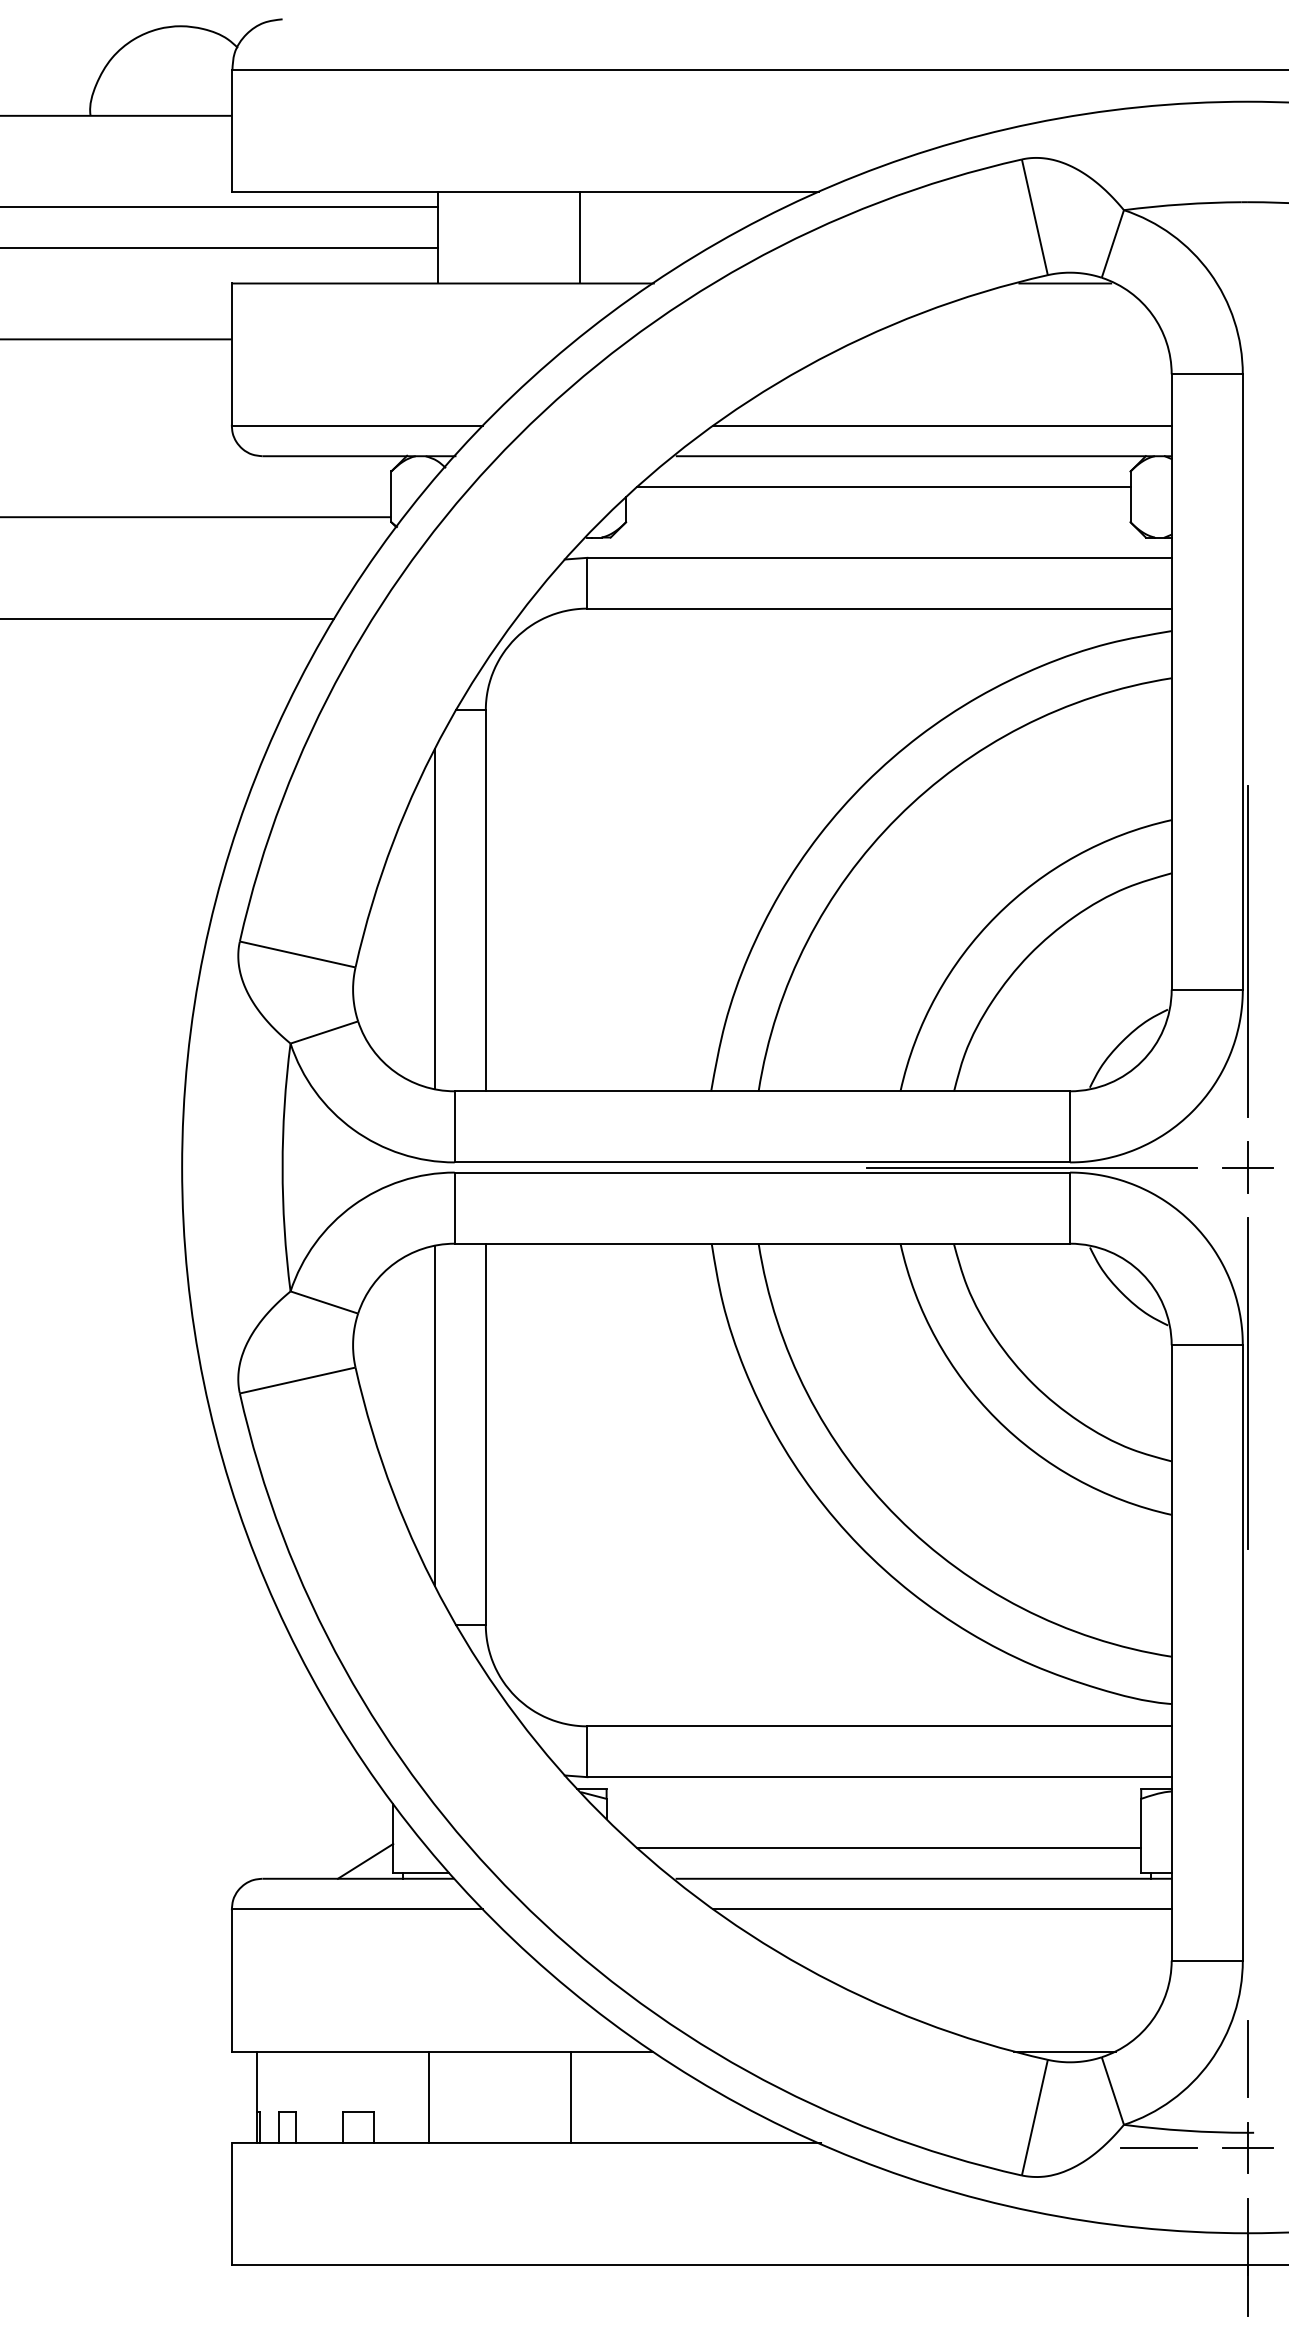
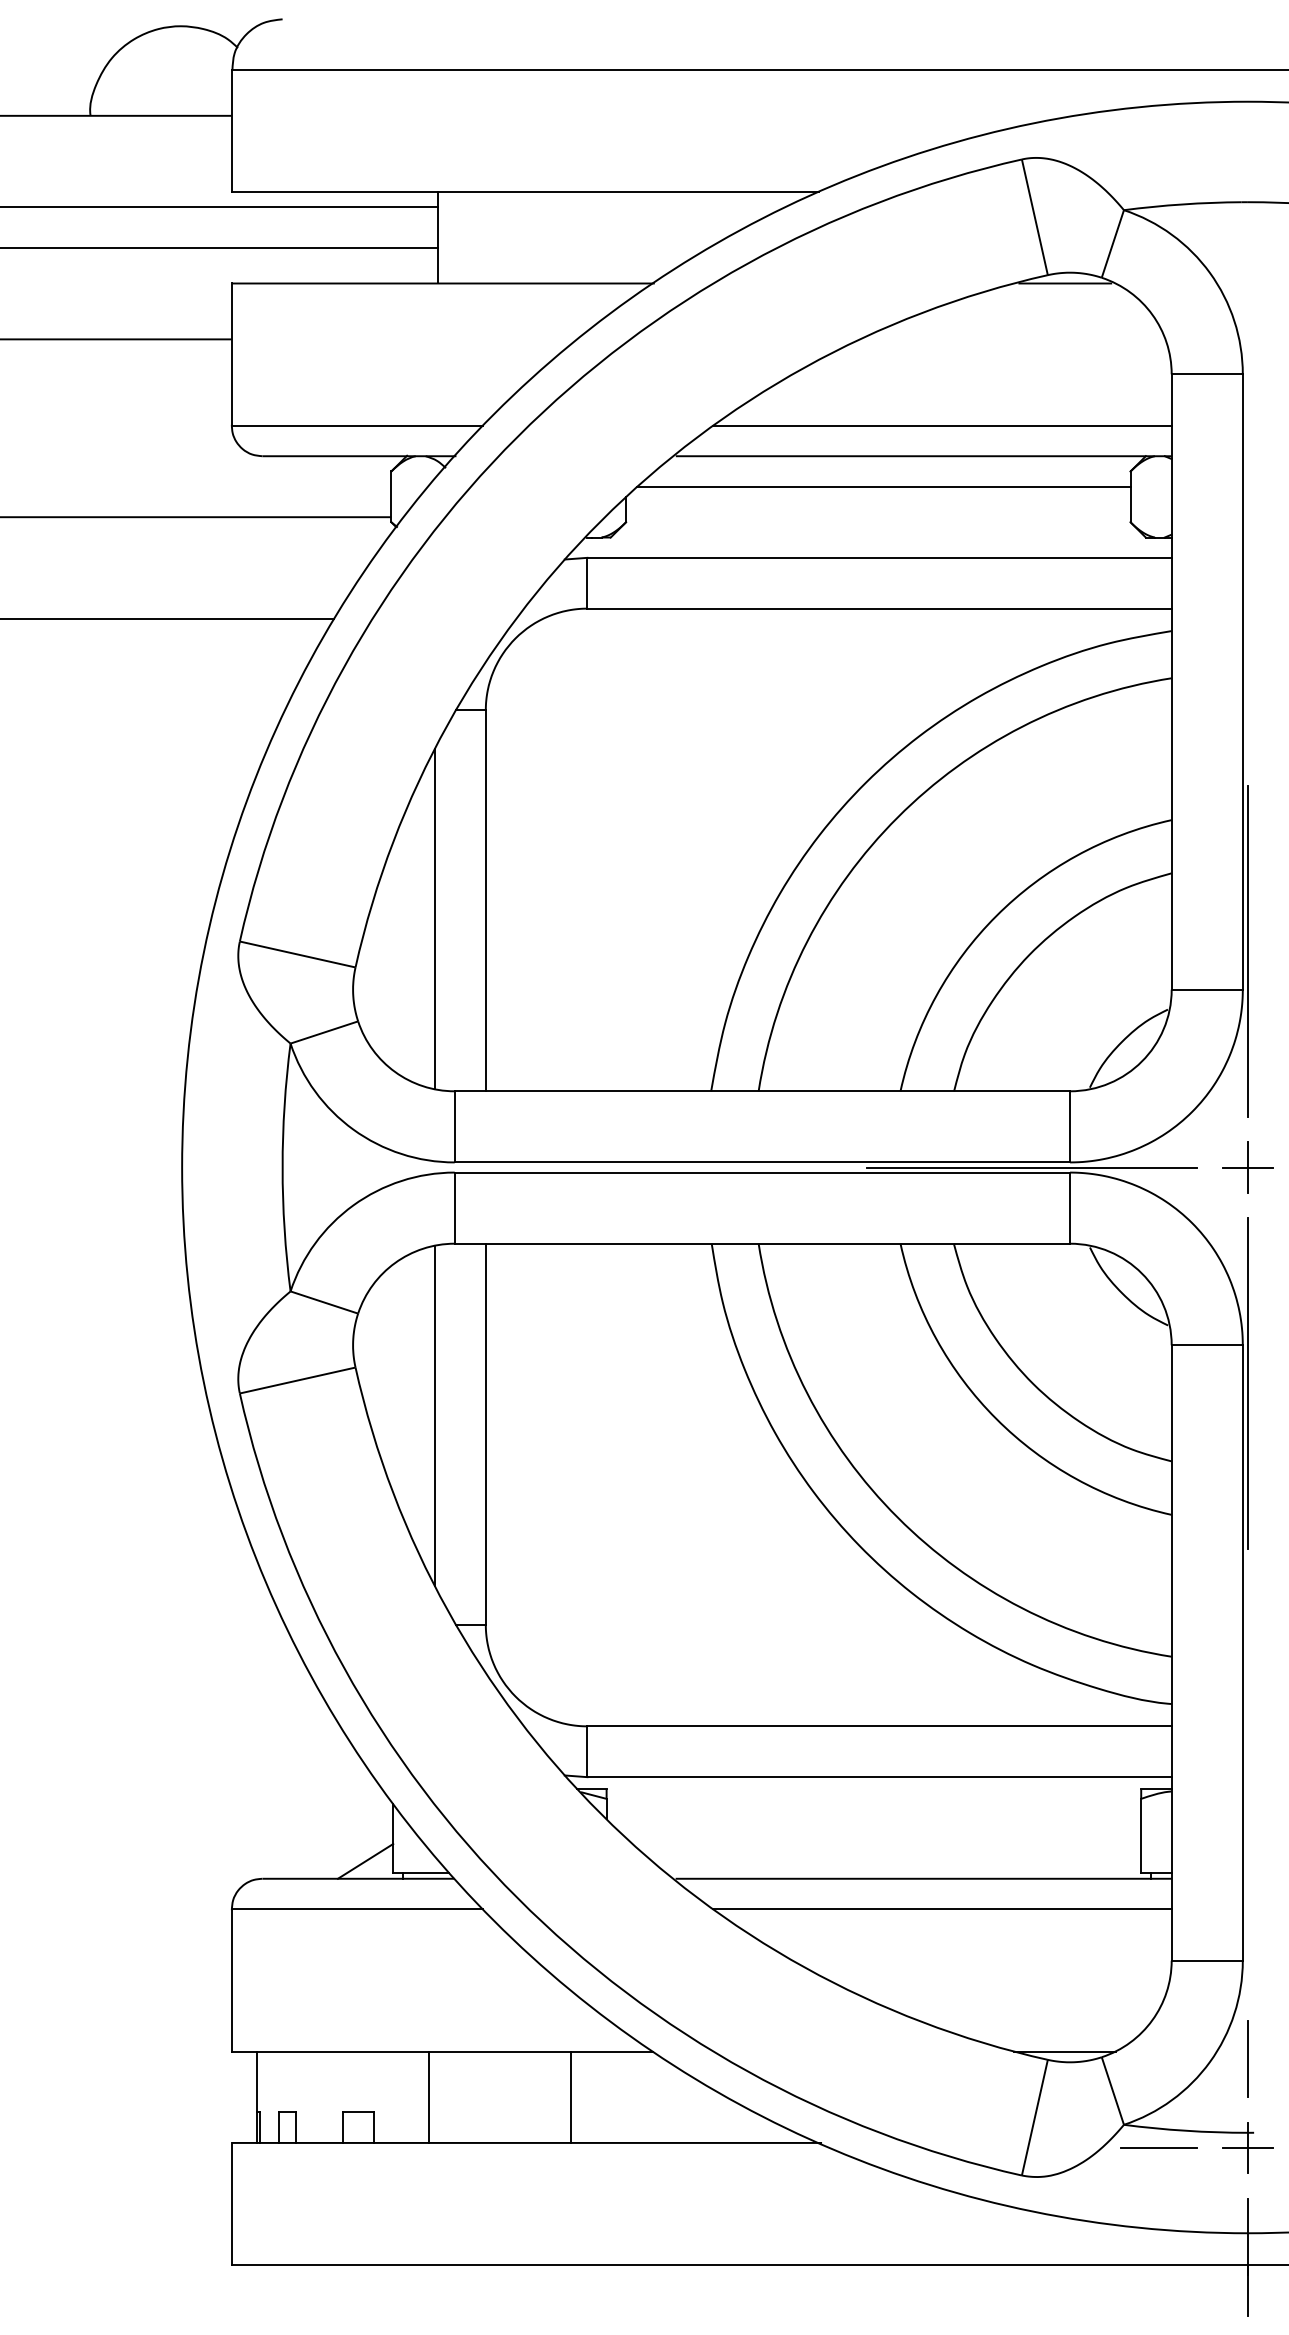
line: present -> none (579, 237)
line: present -> none (889, 1848)
